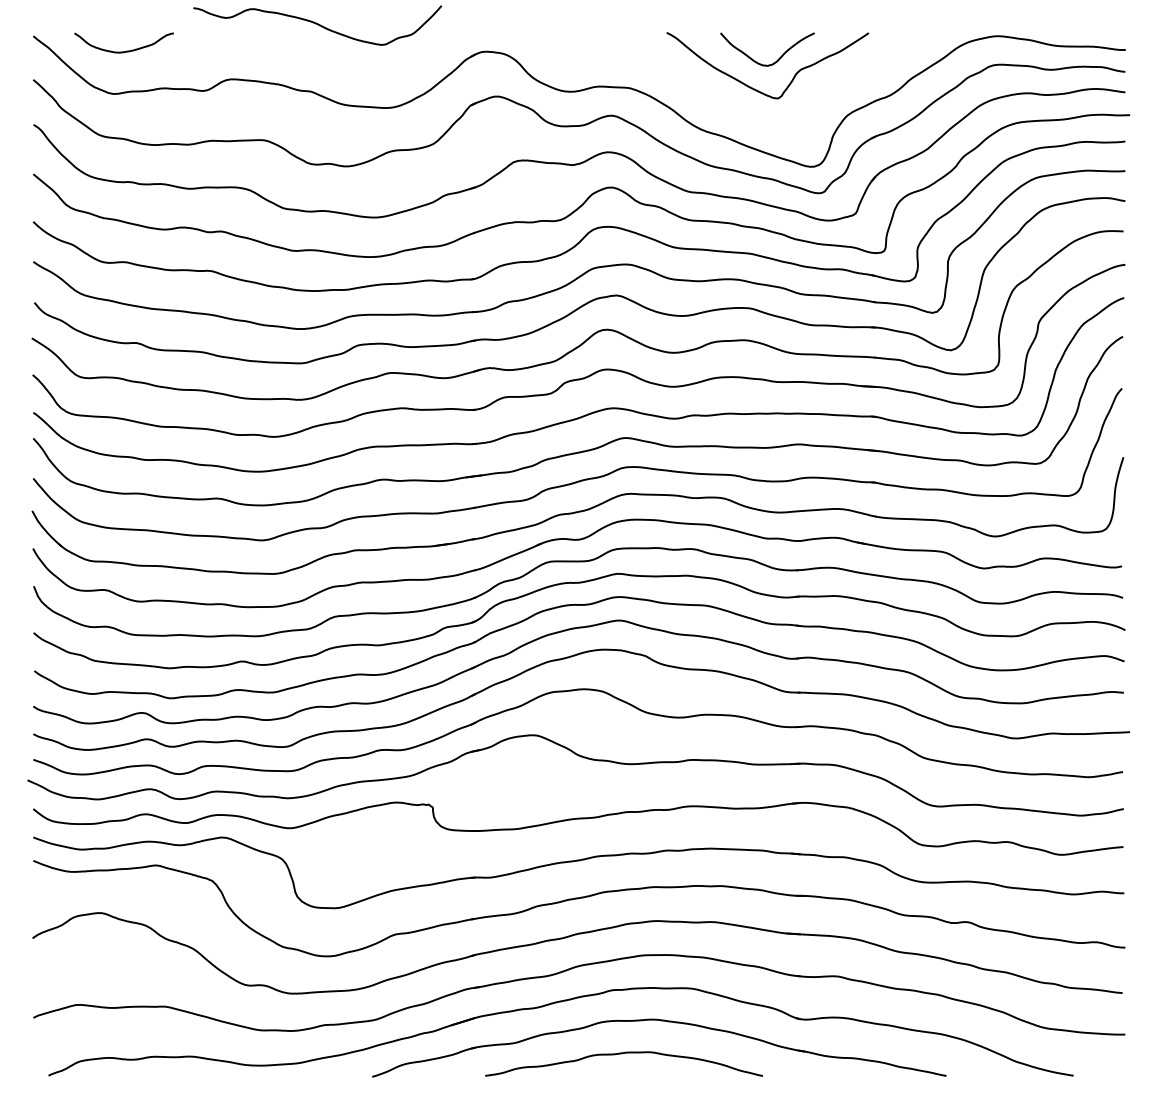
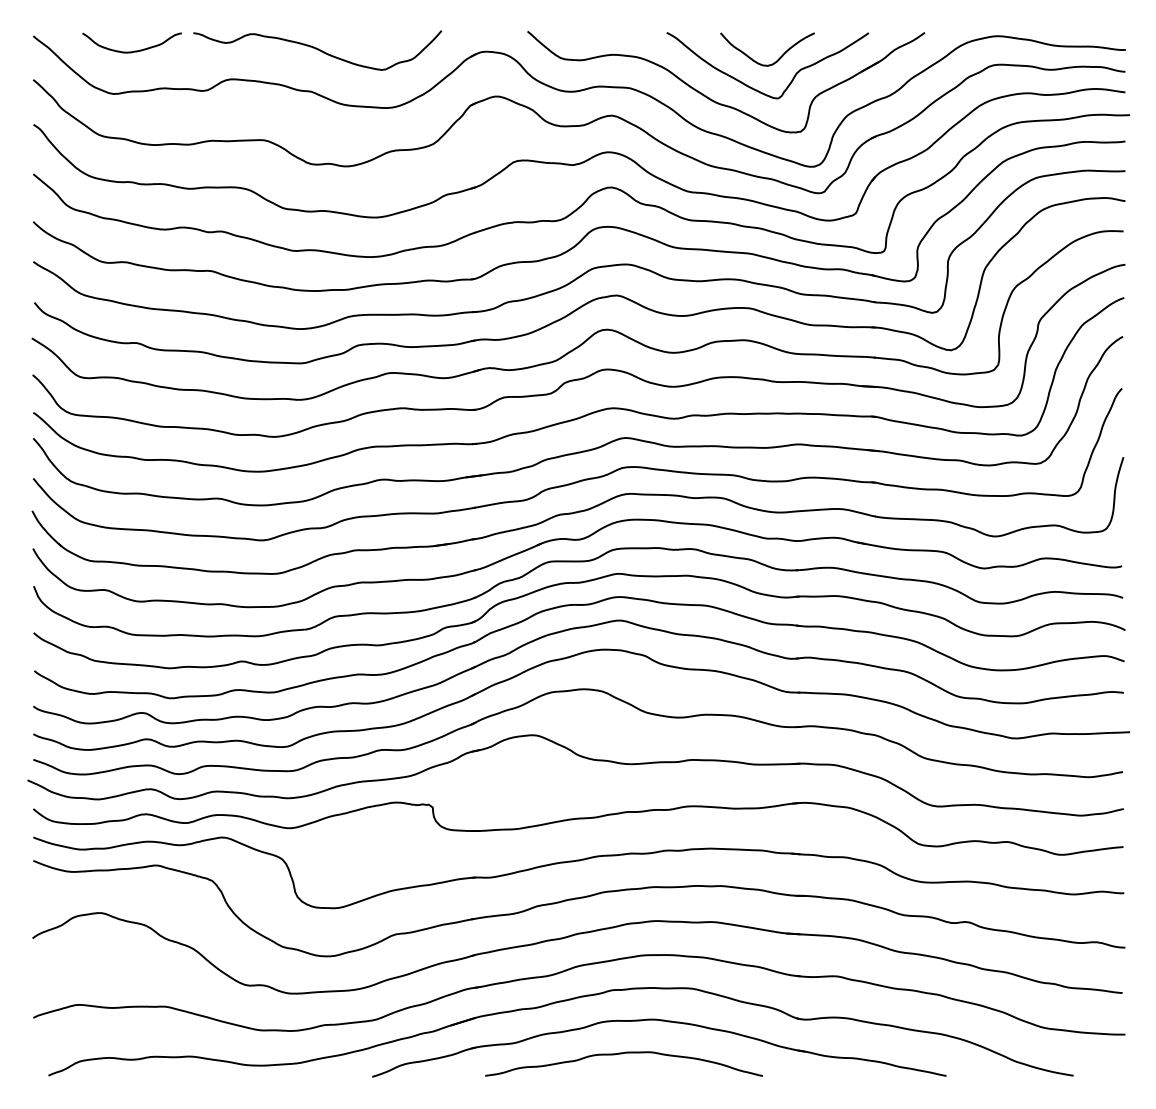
curve position: (317, 25) -> (317, 50) (317, 50)
curve position: (126, 50) -> (134, 50) (134, 50)
part: none -> present (716, 101)
